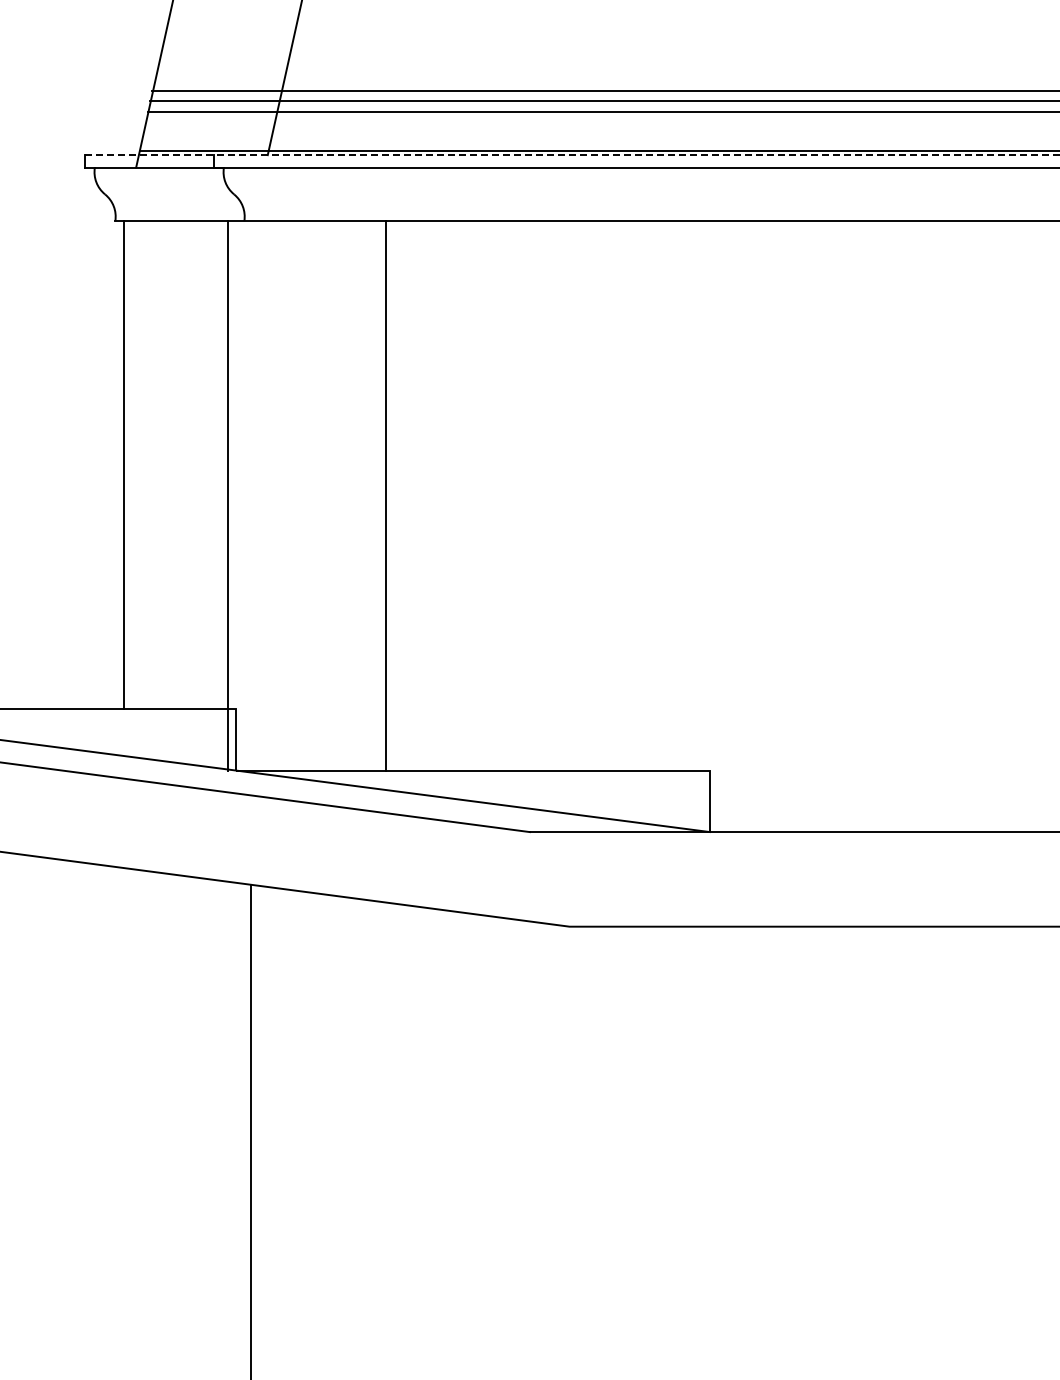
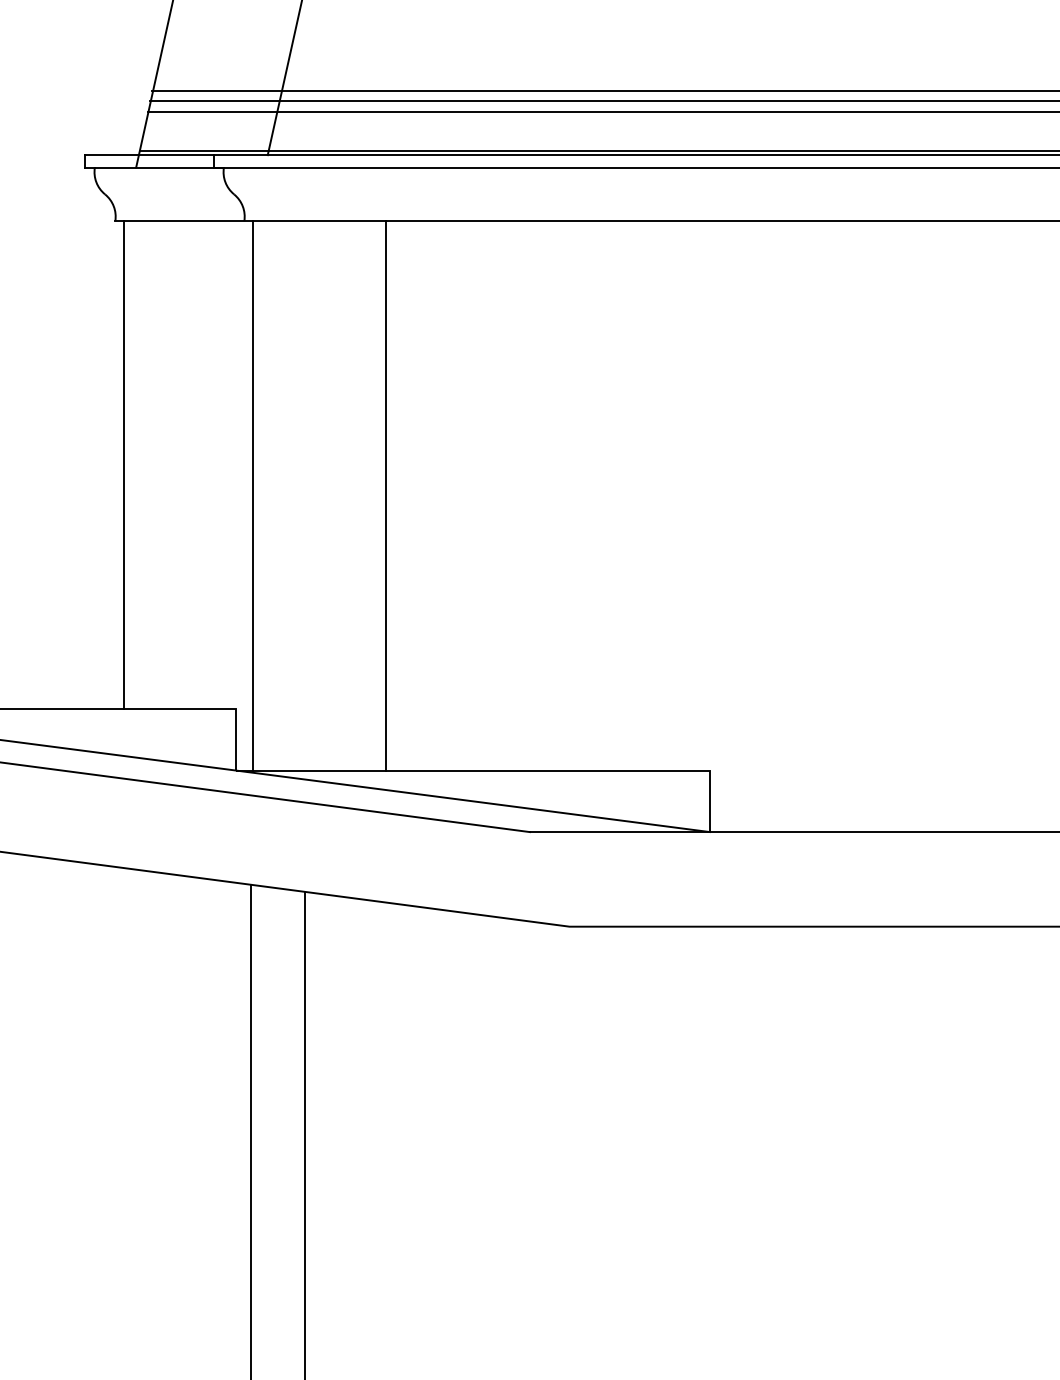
line: dashed -> solid (572, 155)
line position: (228, 495) -> (253, 495) (253, 495)
line: none -> present (304, 1133)
